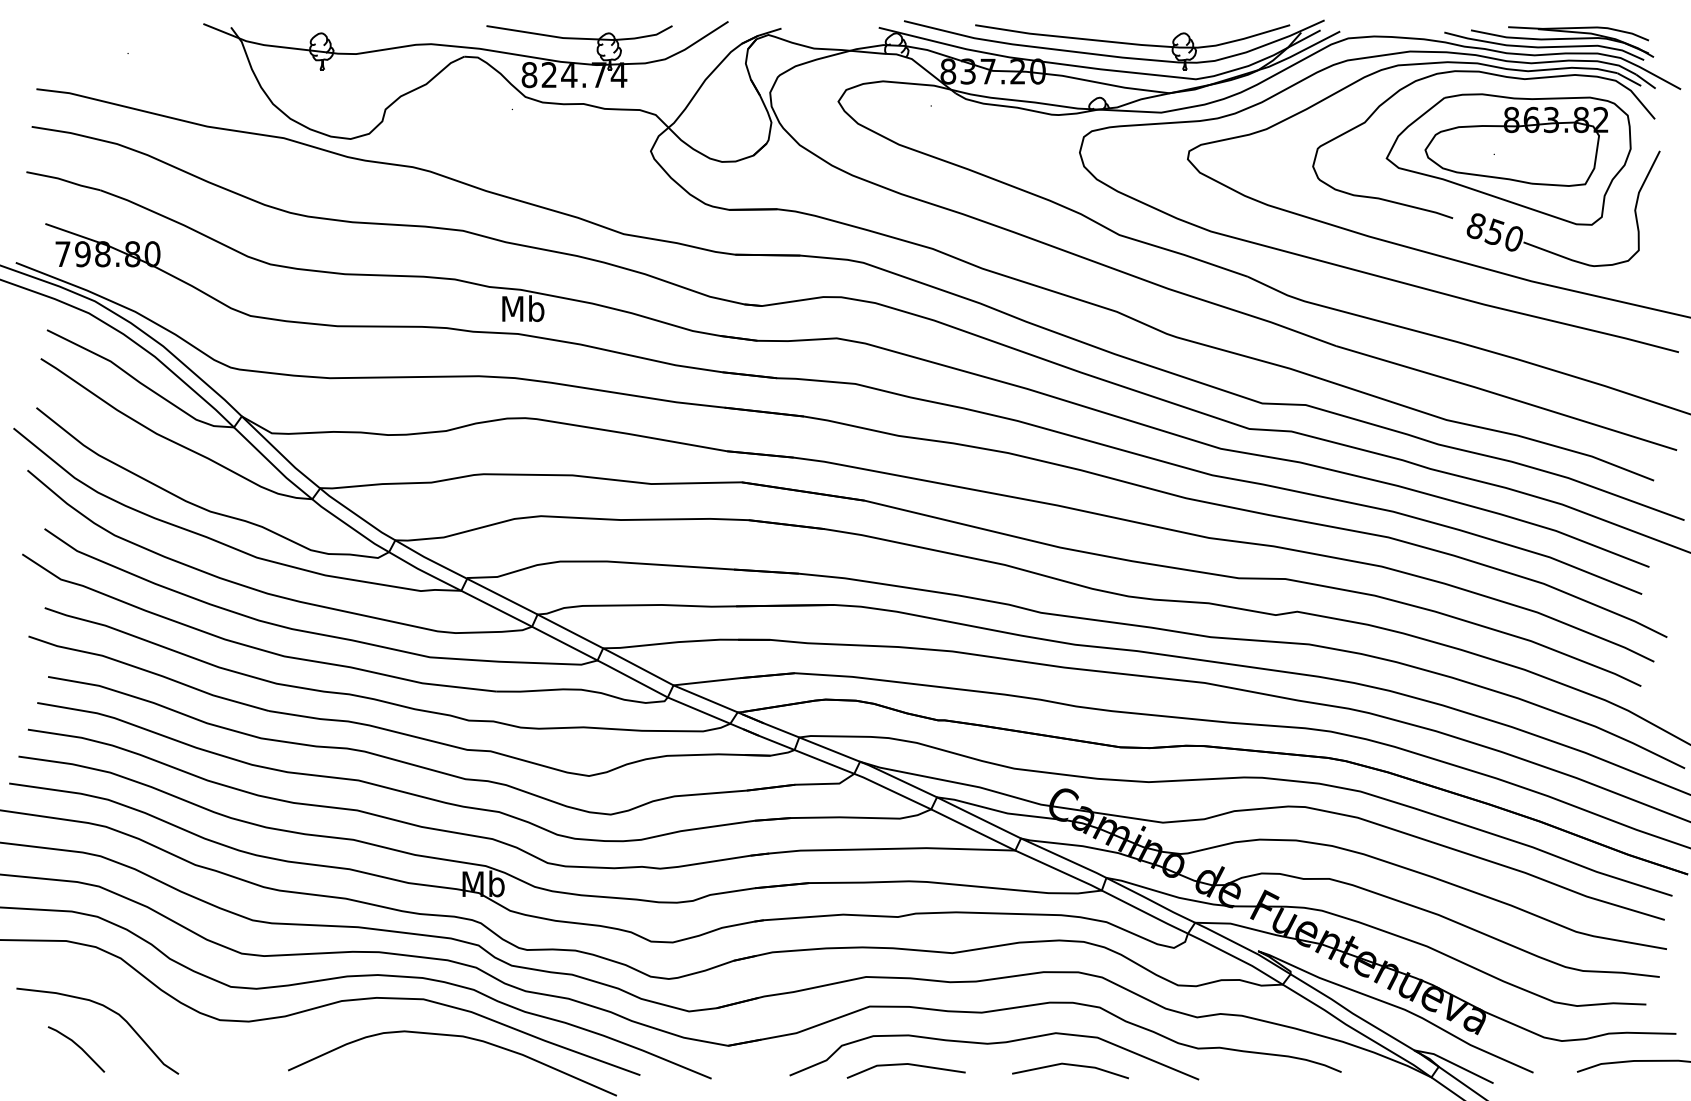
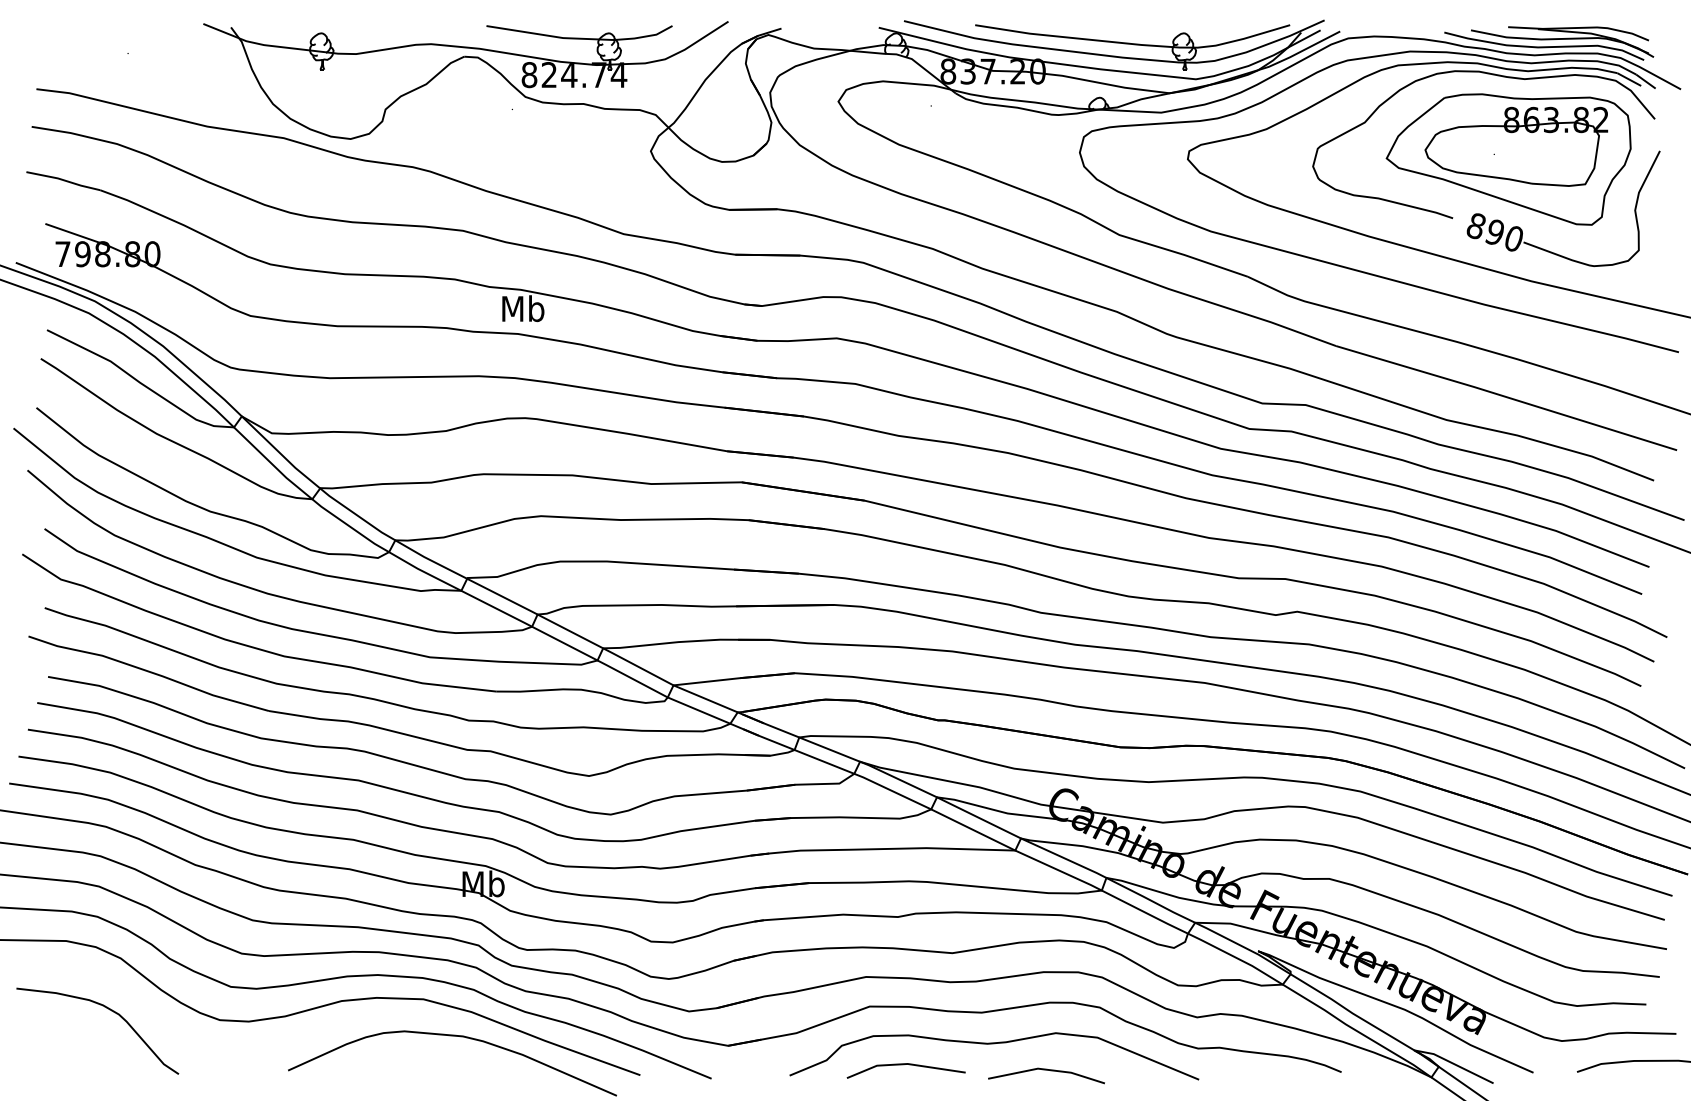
text: 850 -> 890 (1494, 231)
line: present -> none (78, 1047)
line position: (1070, 1065) -> (1046, 1070) (1046, 1070)
